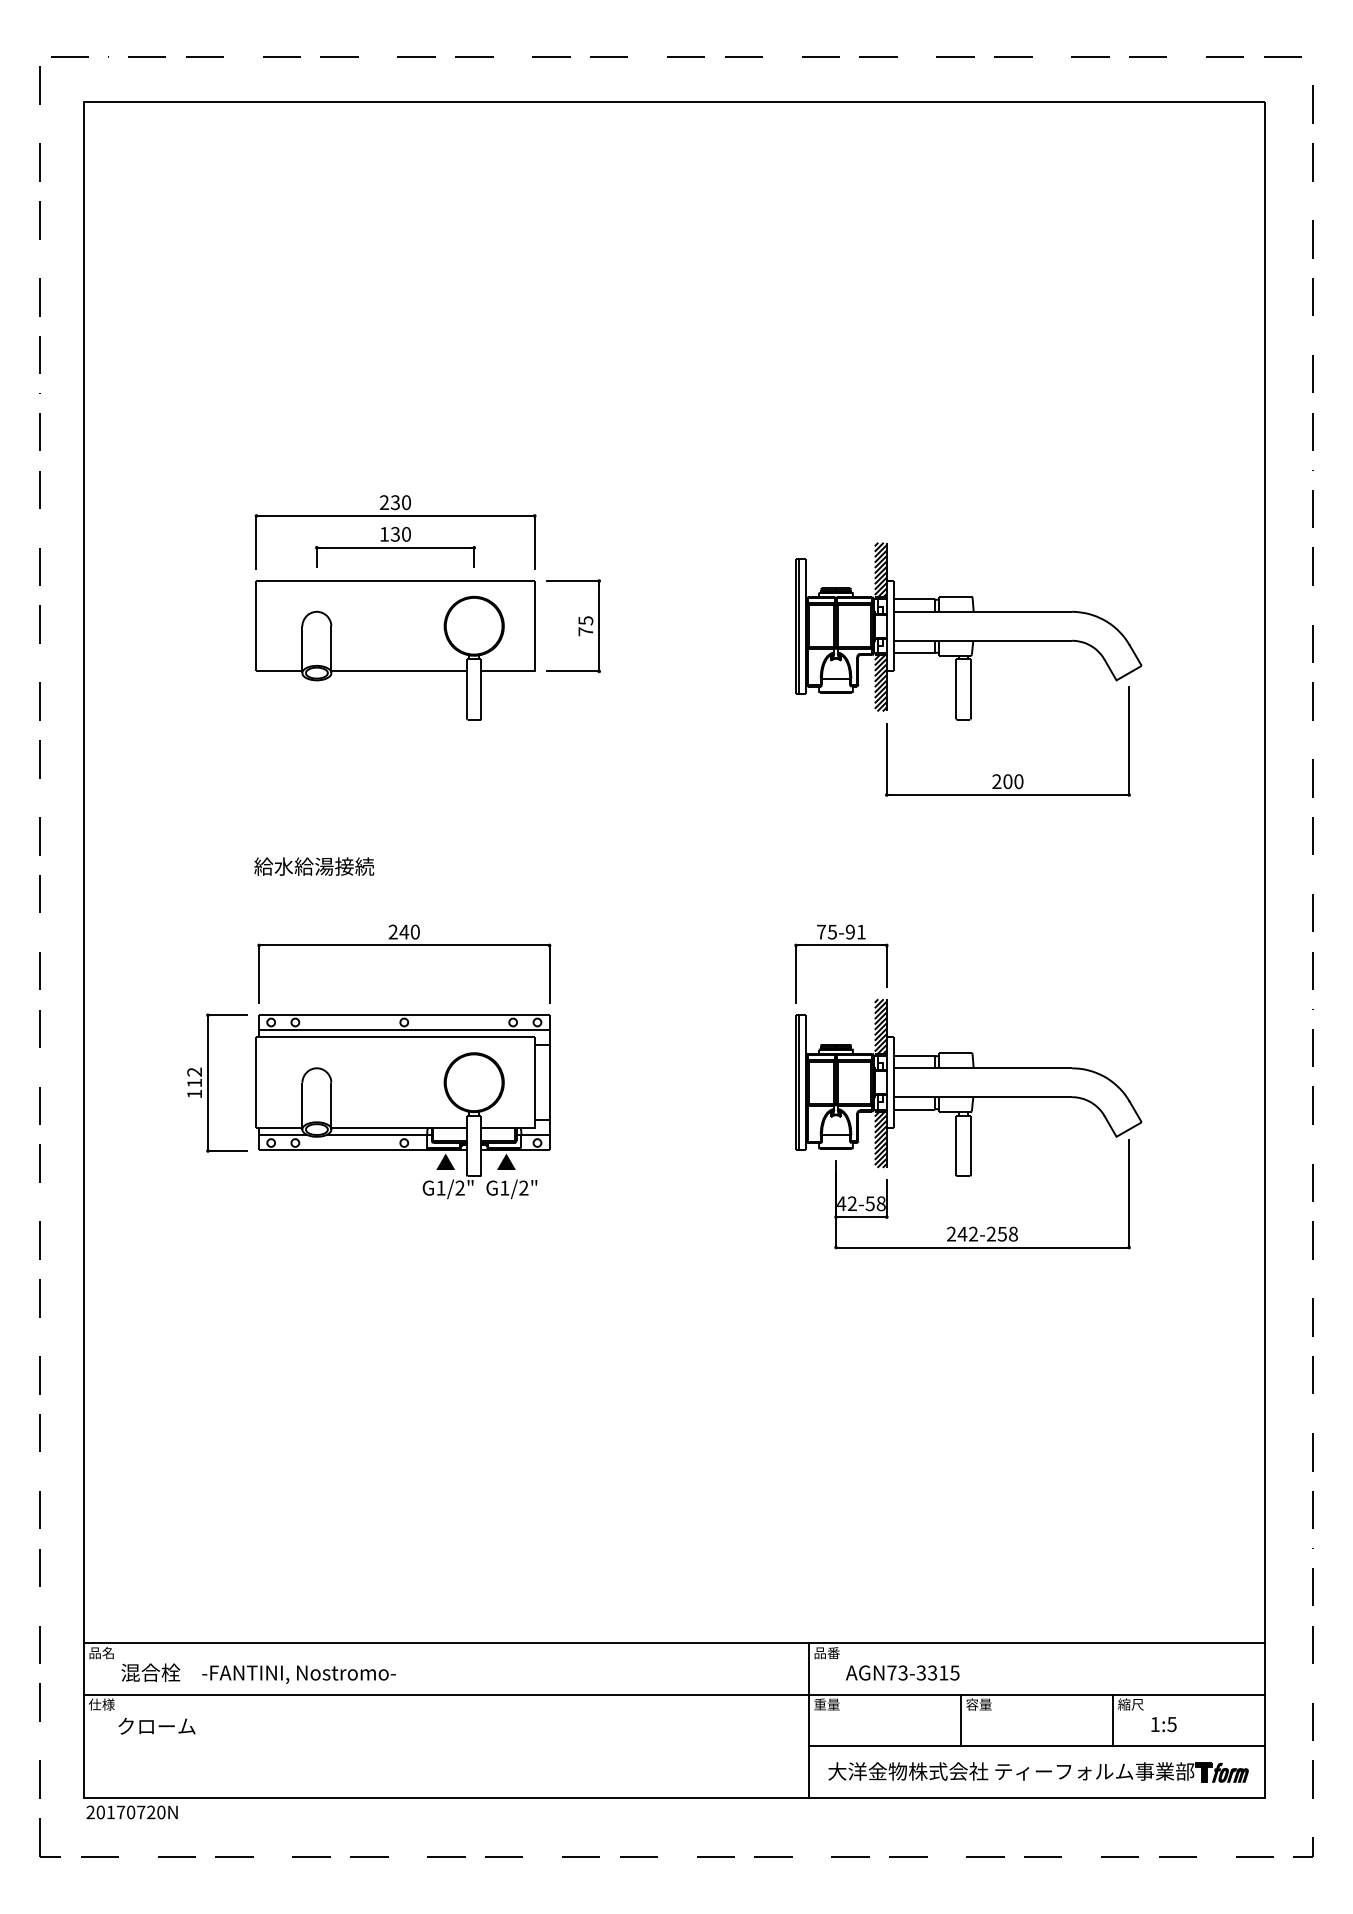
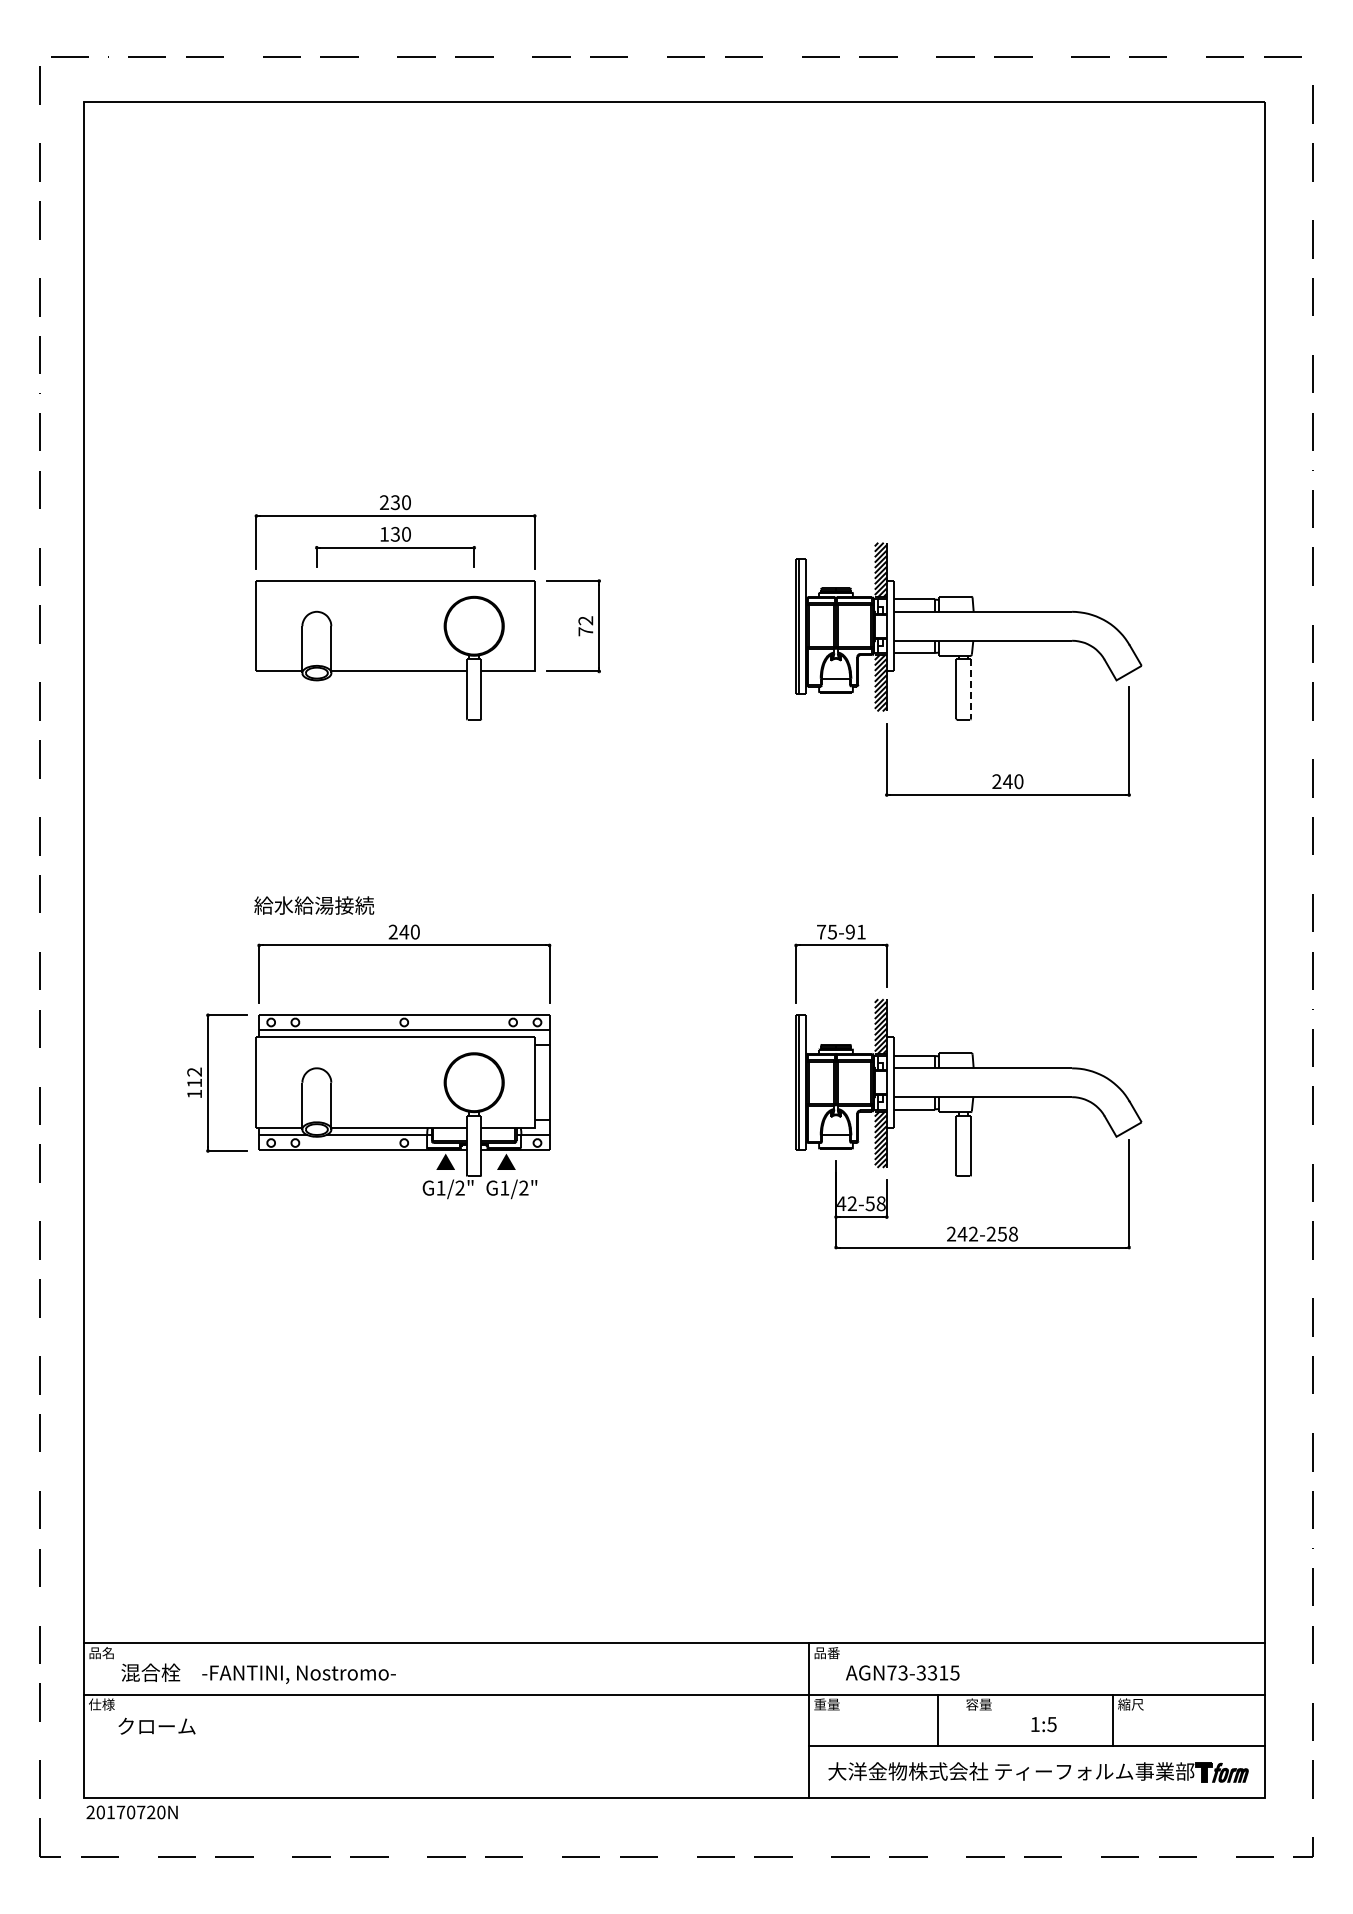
text: 75 -> 72 (585, 620)
line: solid -> dashed (971, 689)
text: 200 -> 240 (1007, 781)
text position: (314, 866) -> (314, 905) (314, 905)
line position: (961, 1720) -> (938, 1720) (938, 1720)
text position: (1163, 1724) -> (1043, 1724) (1043, 1724)
